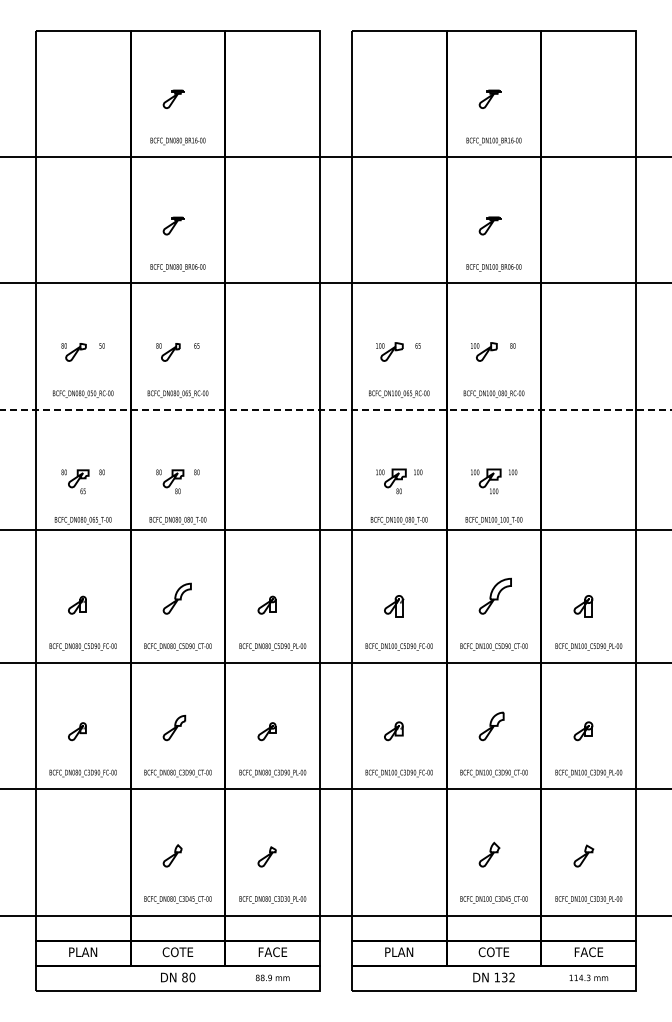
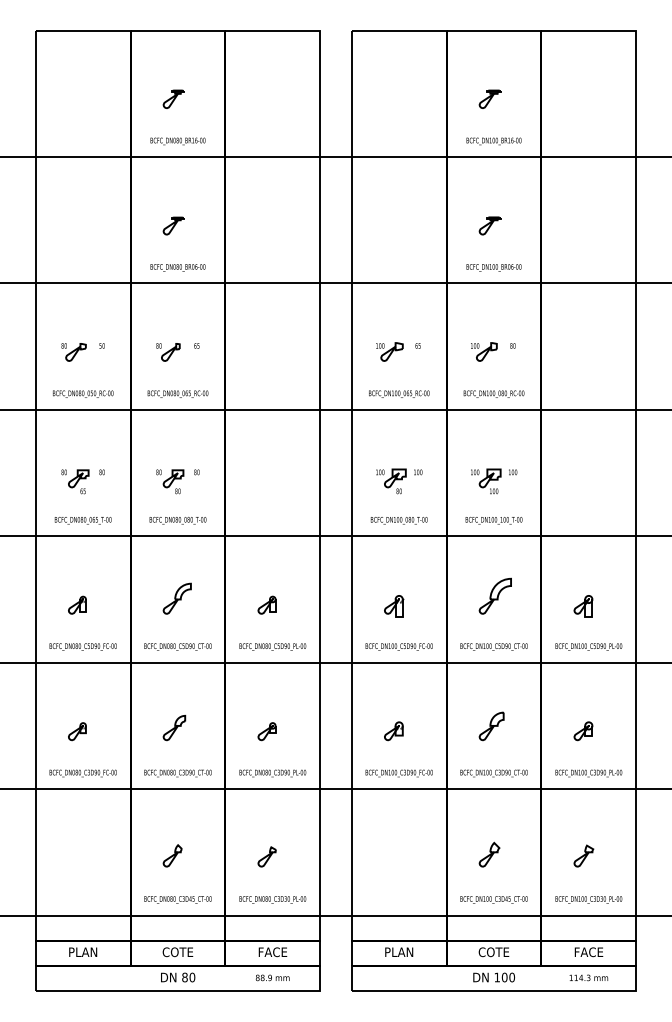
line: dashed -> solid (336, 409)
line position: (335, 530) -> (335, 536) (335, 536)
text: 132 -> 100 (508, 977)
